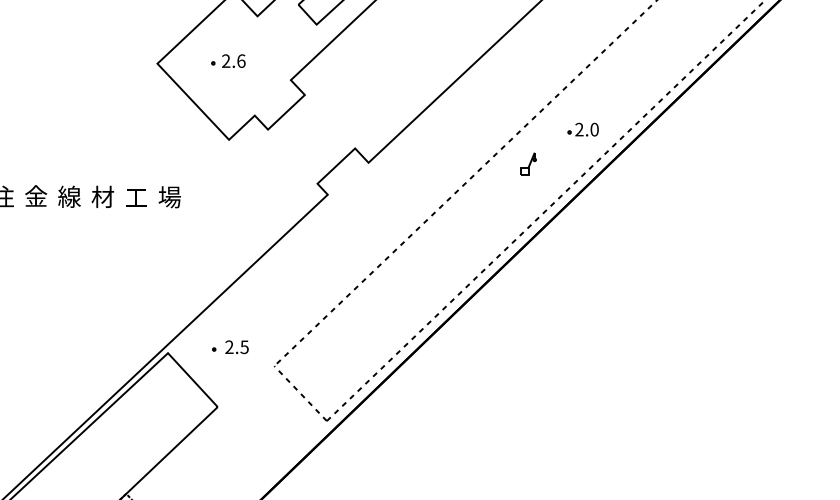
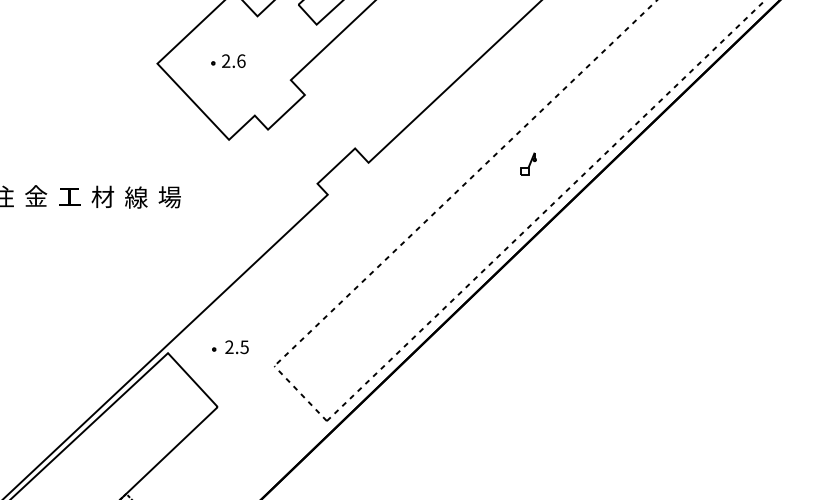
part: present -> none (582, 129)
text: 線 -> 工 (69, 196)
text: 工 -> 線 (136, 197)
